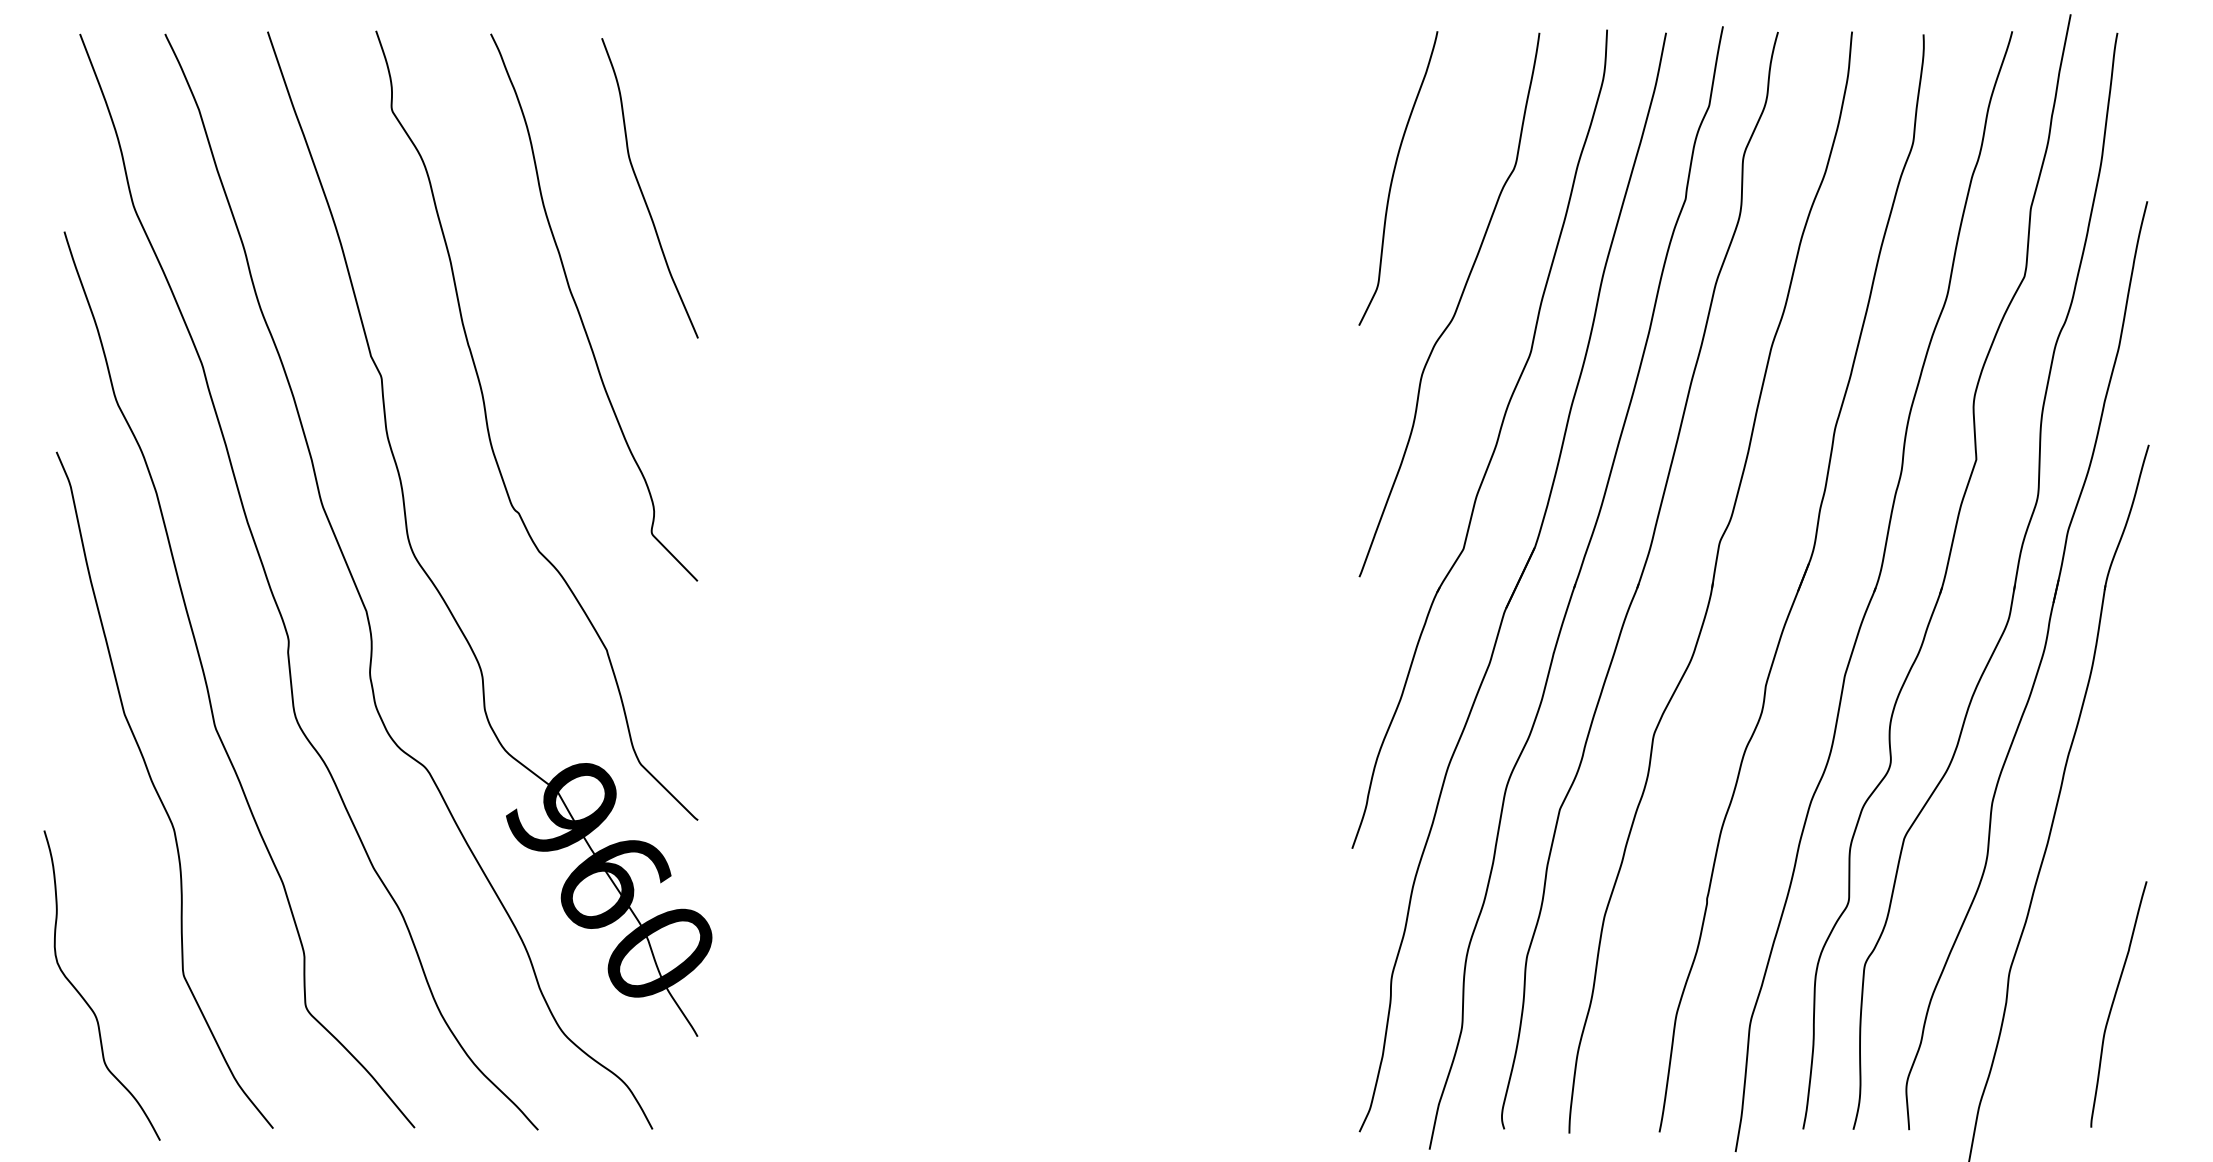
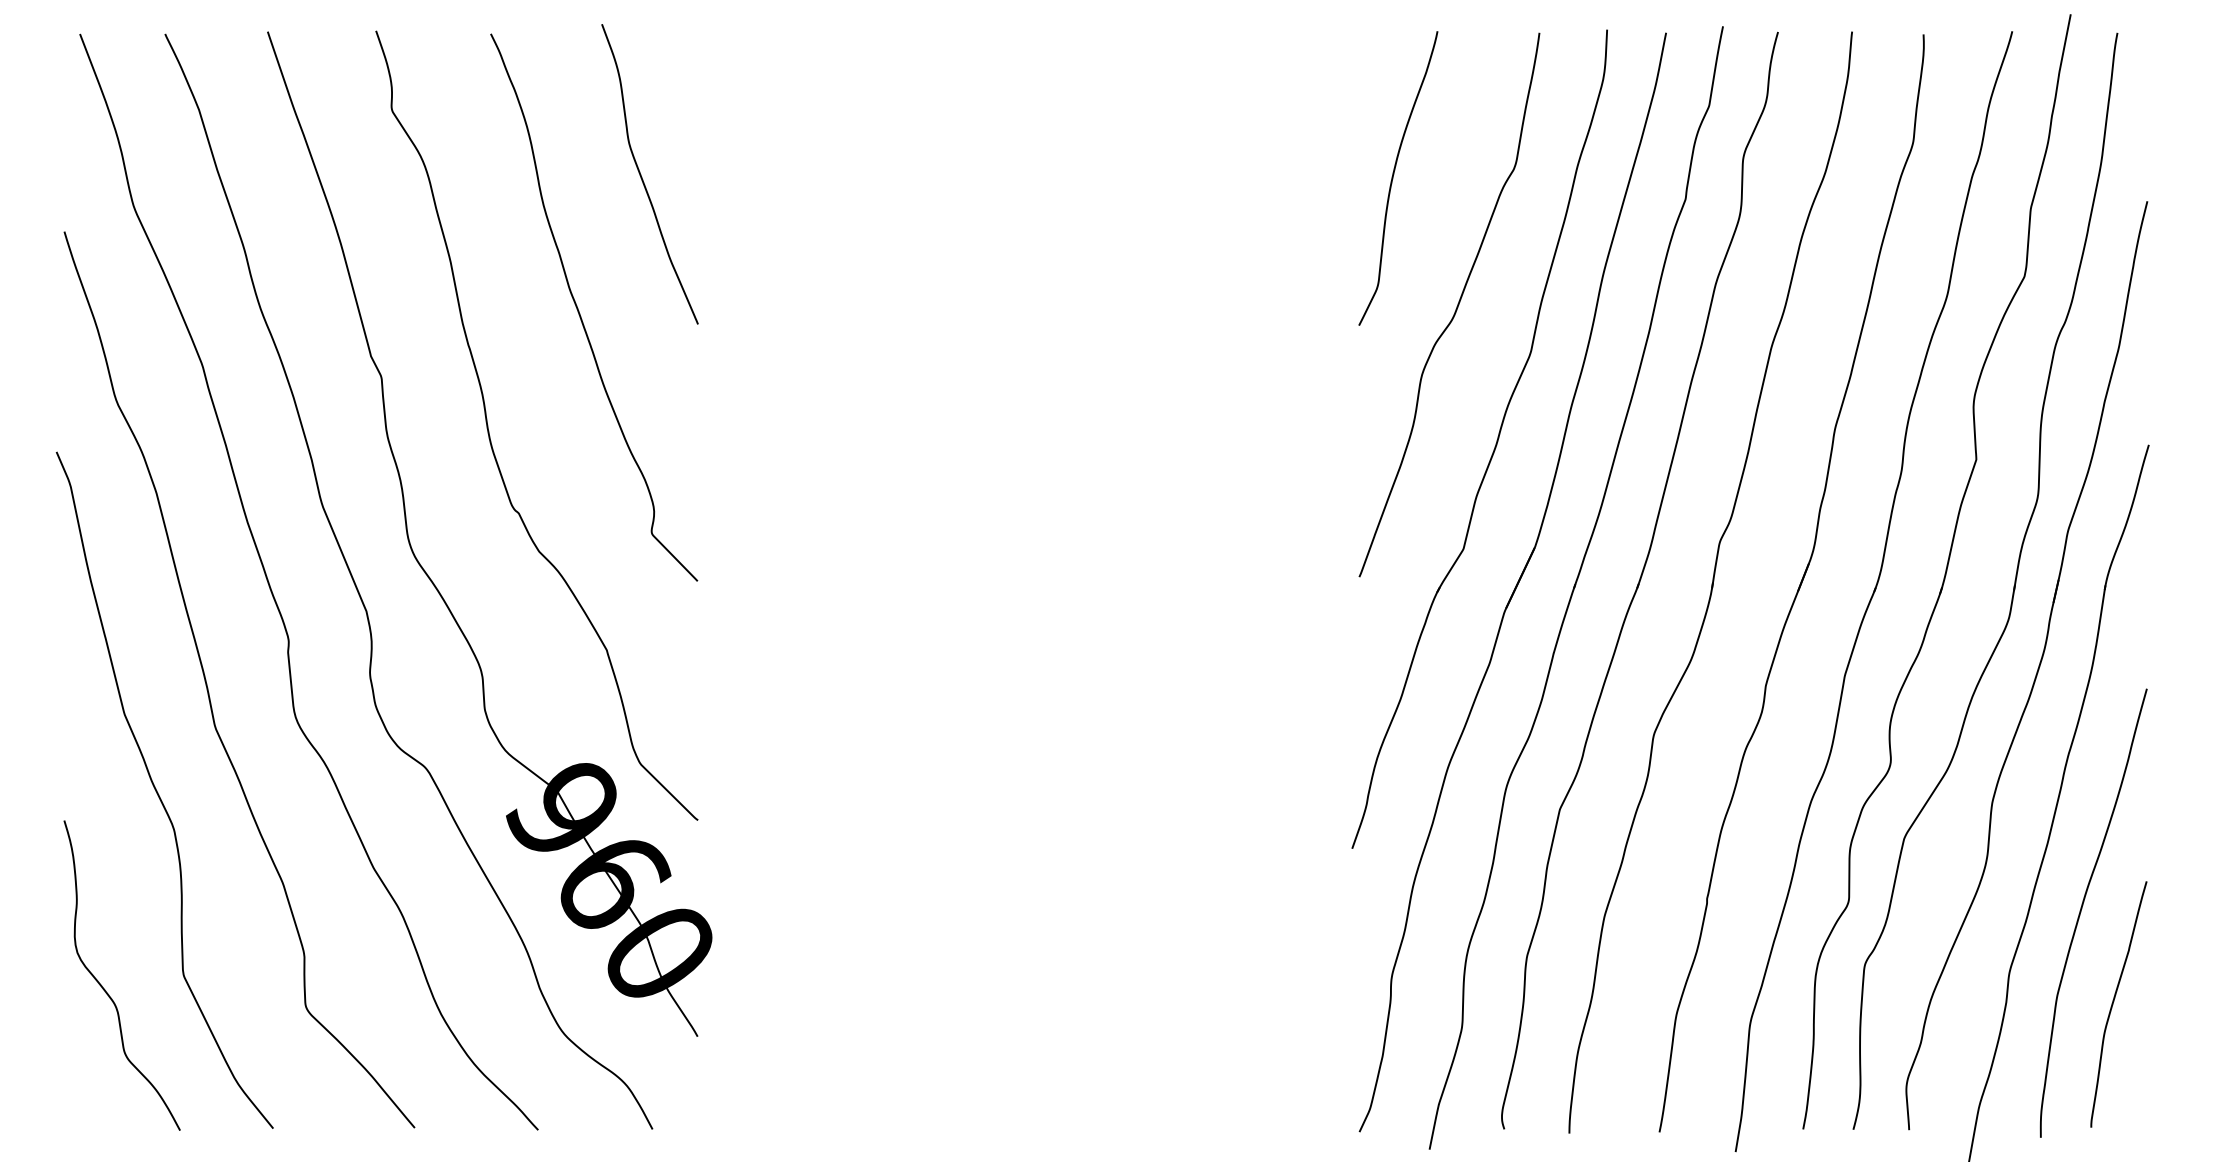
curve position: (642, 191) -> (642, 177) (642, 177)
curve: none -> present (2082, 908)
curve position: (85, 999) -> (105, 989) (105, 989)
